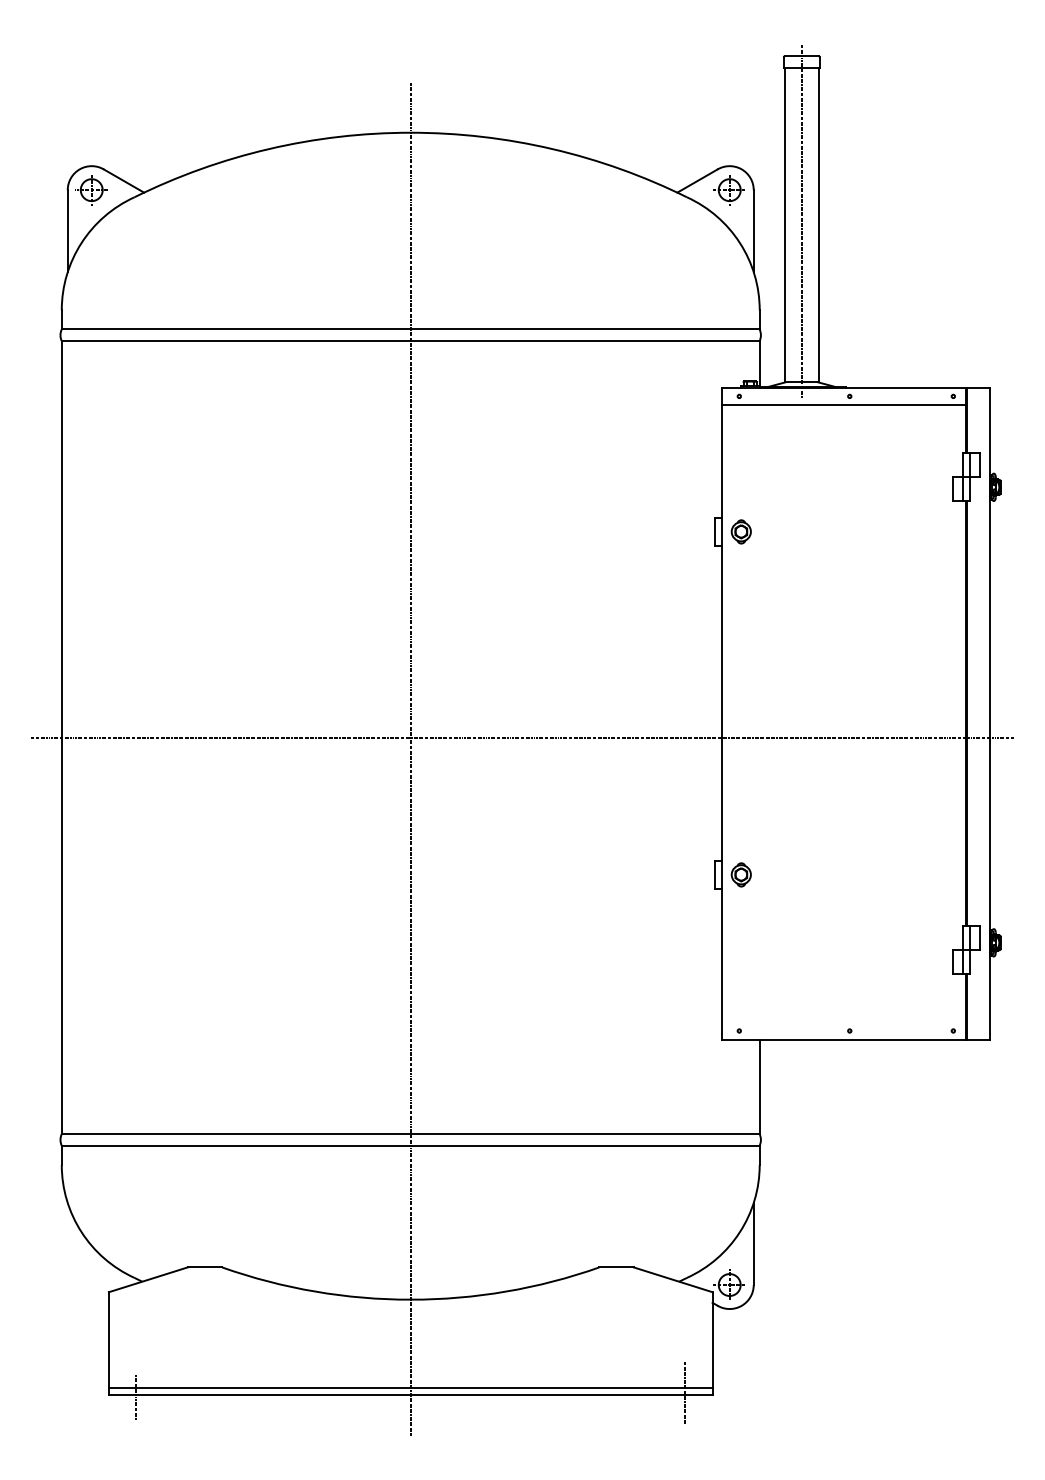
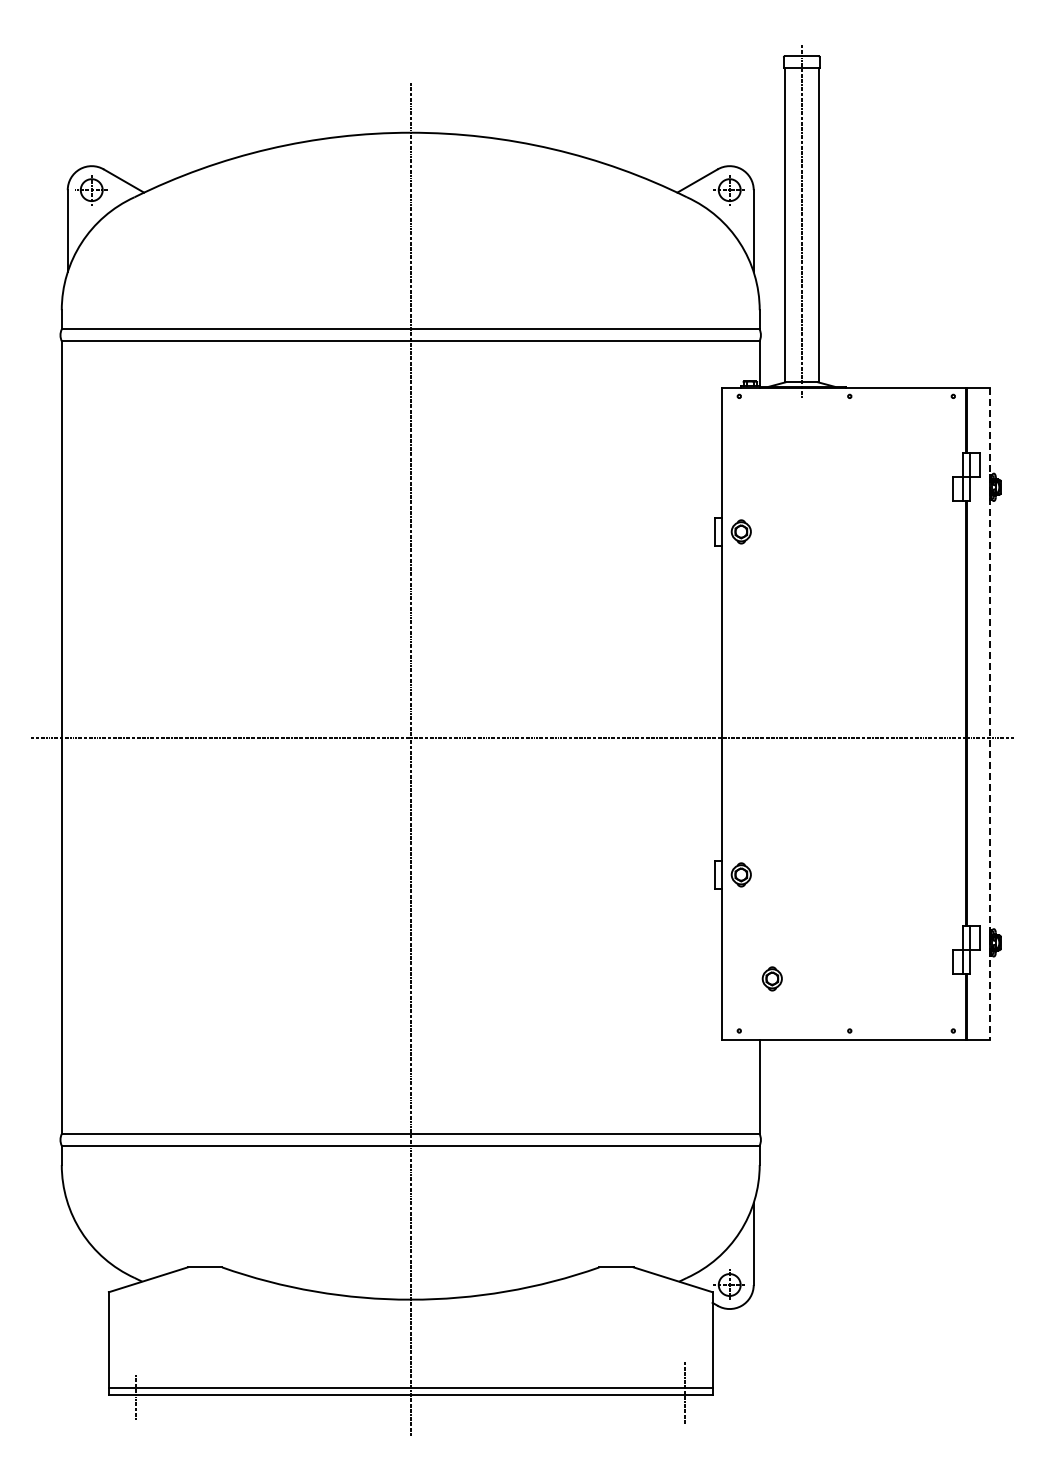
line: present -> none (843, 405)
line: solid -> dashed (989, 713)
part: none -> present (771, 978)
